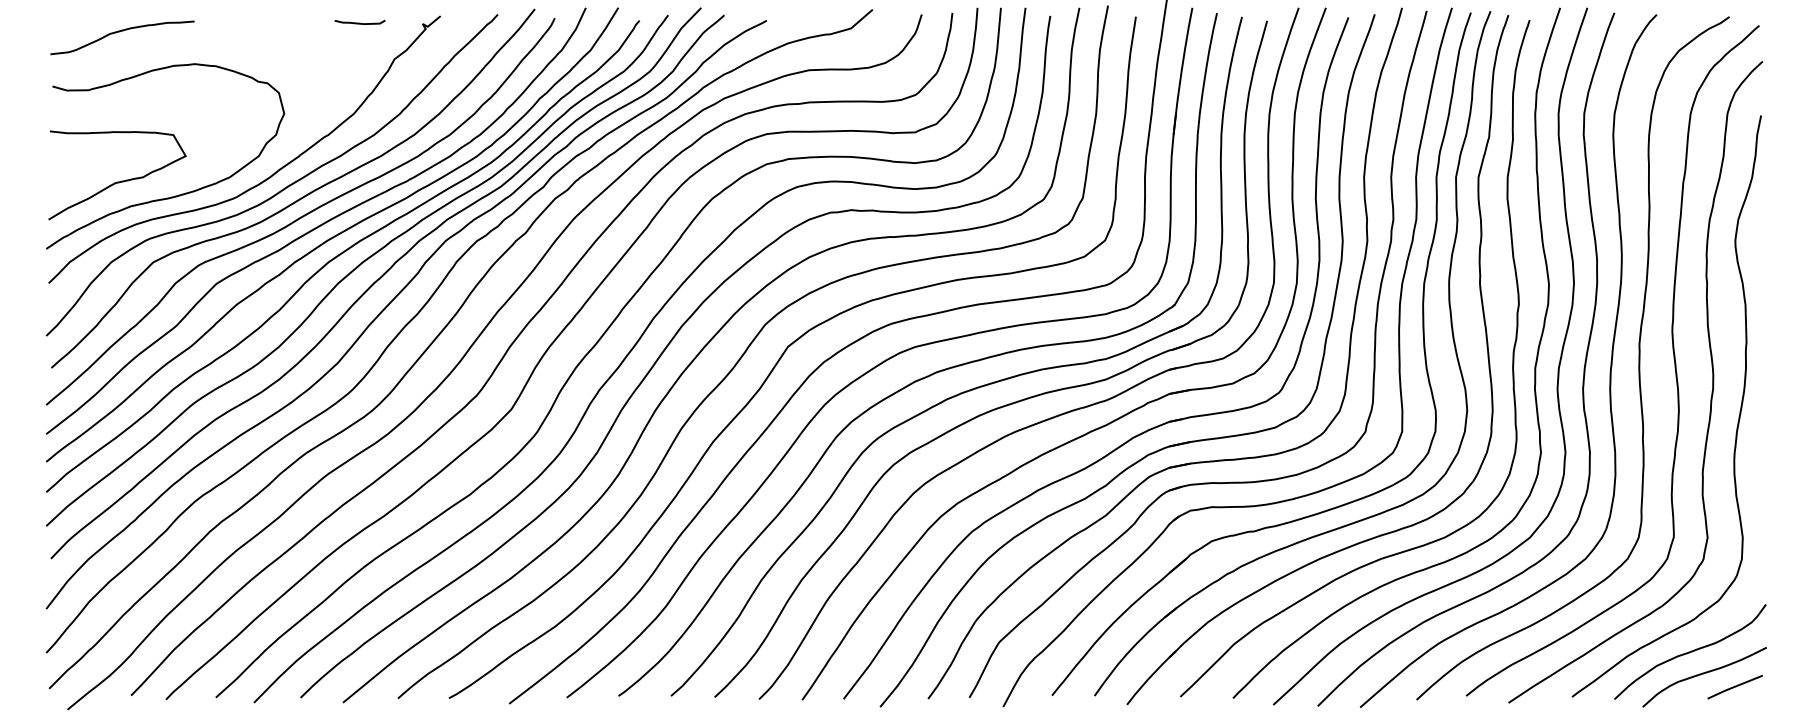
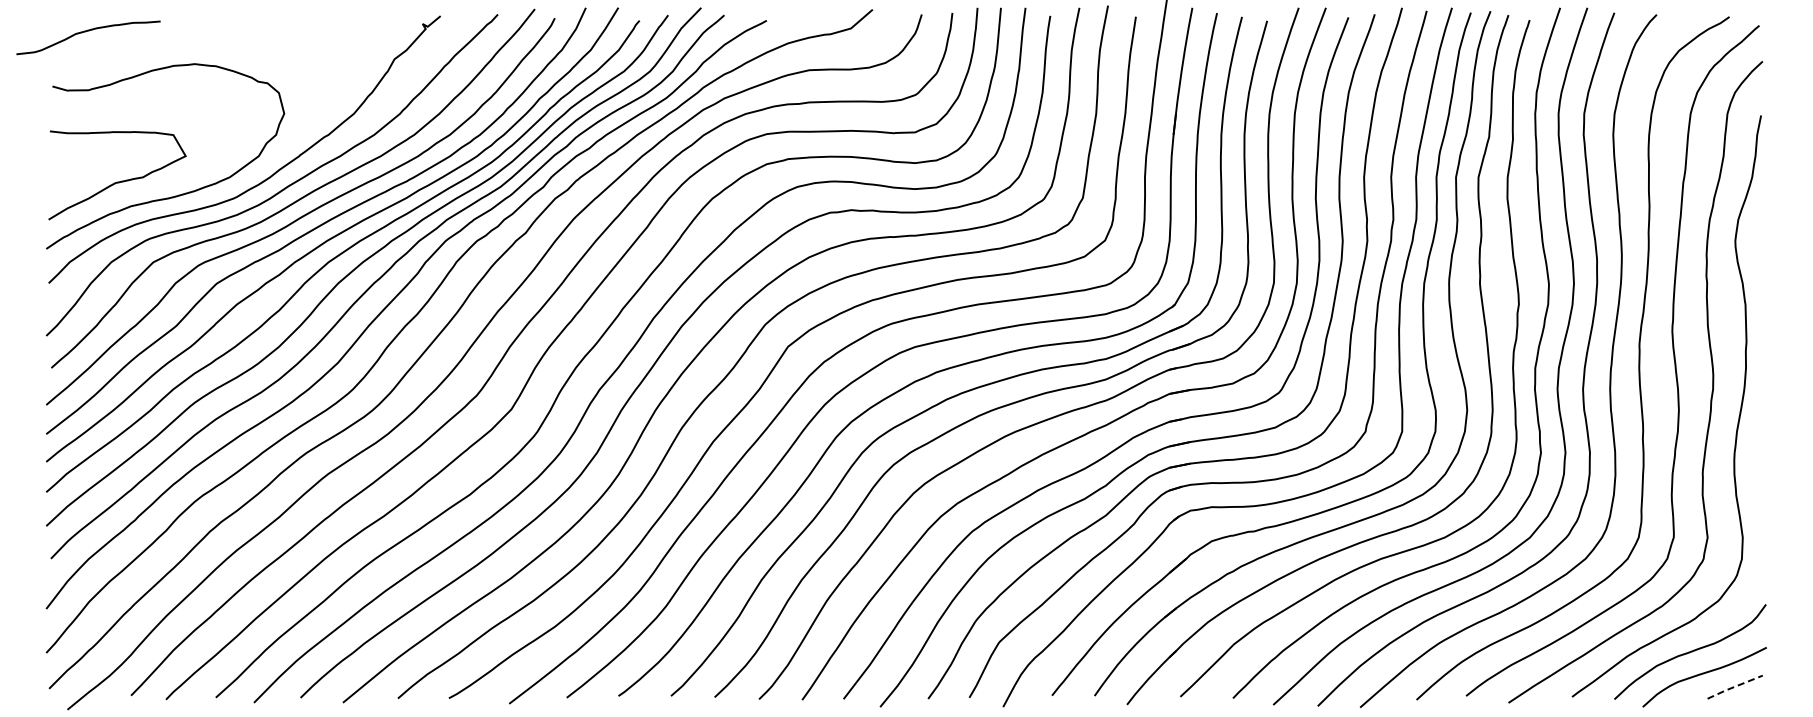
curve: present -> none (359, 22)
curve position: (119, 32) -> (85, 32) (85, 32)
line: solid -> dashed (1734, 687)
